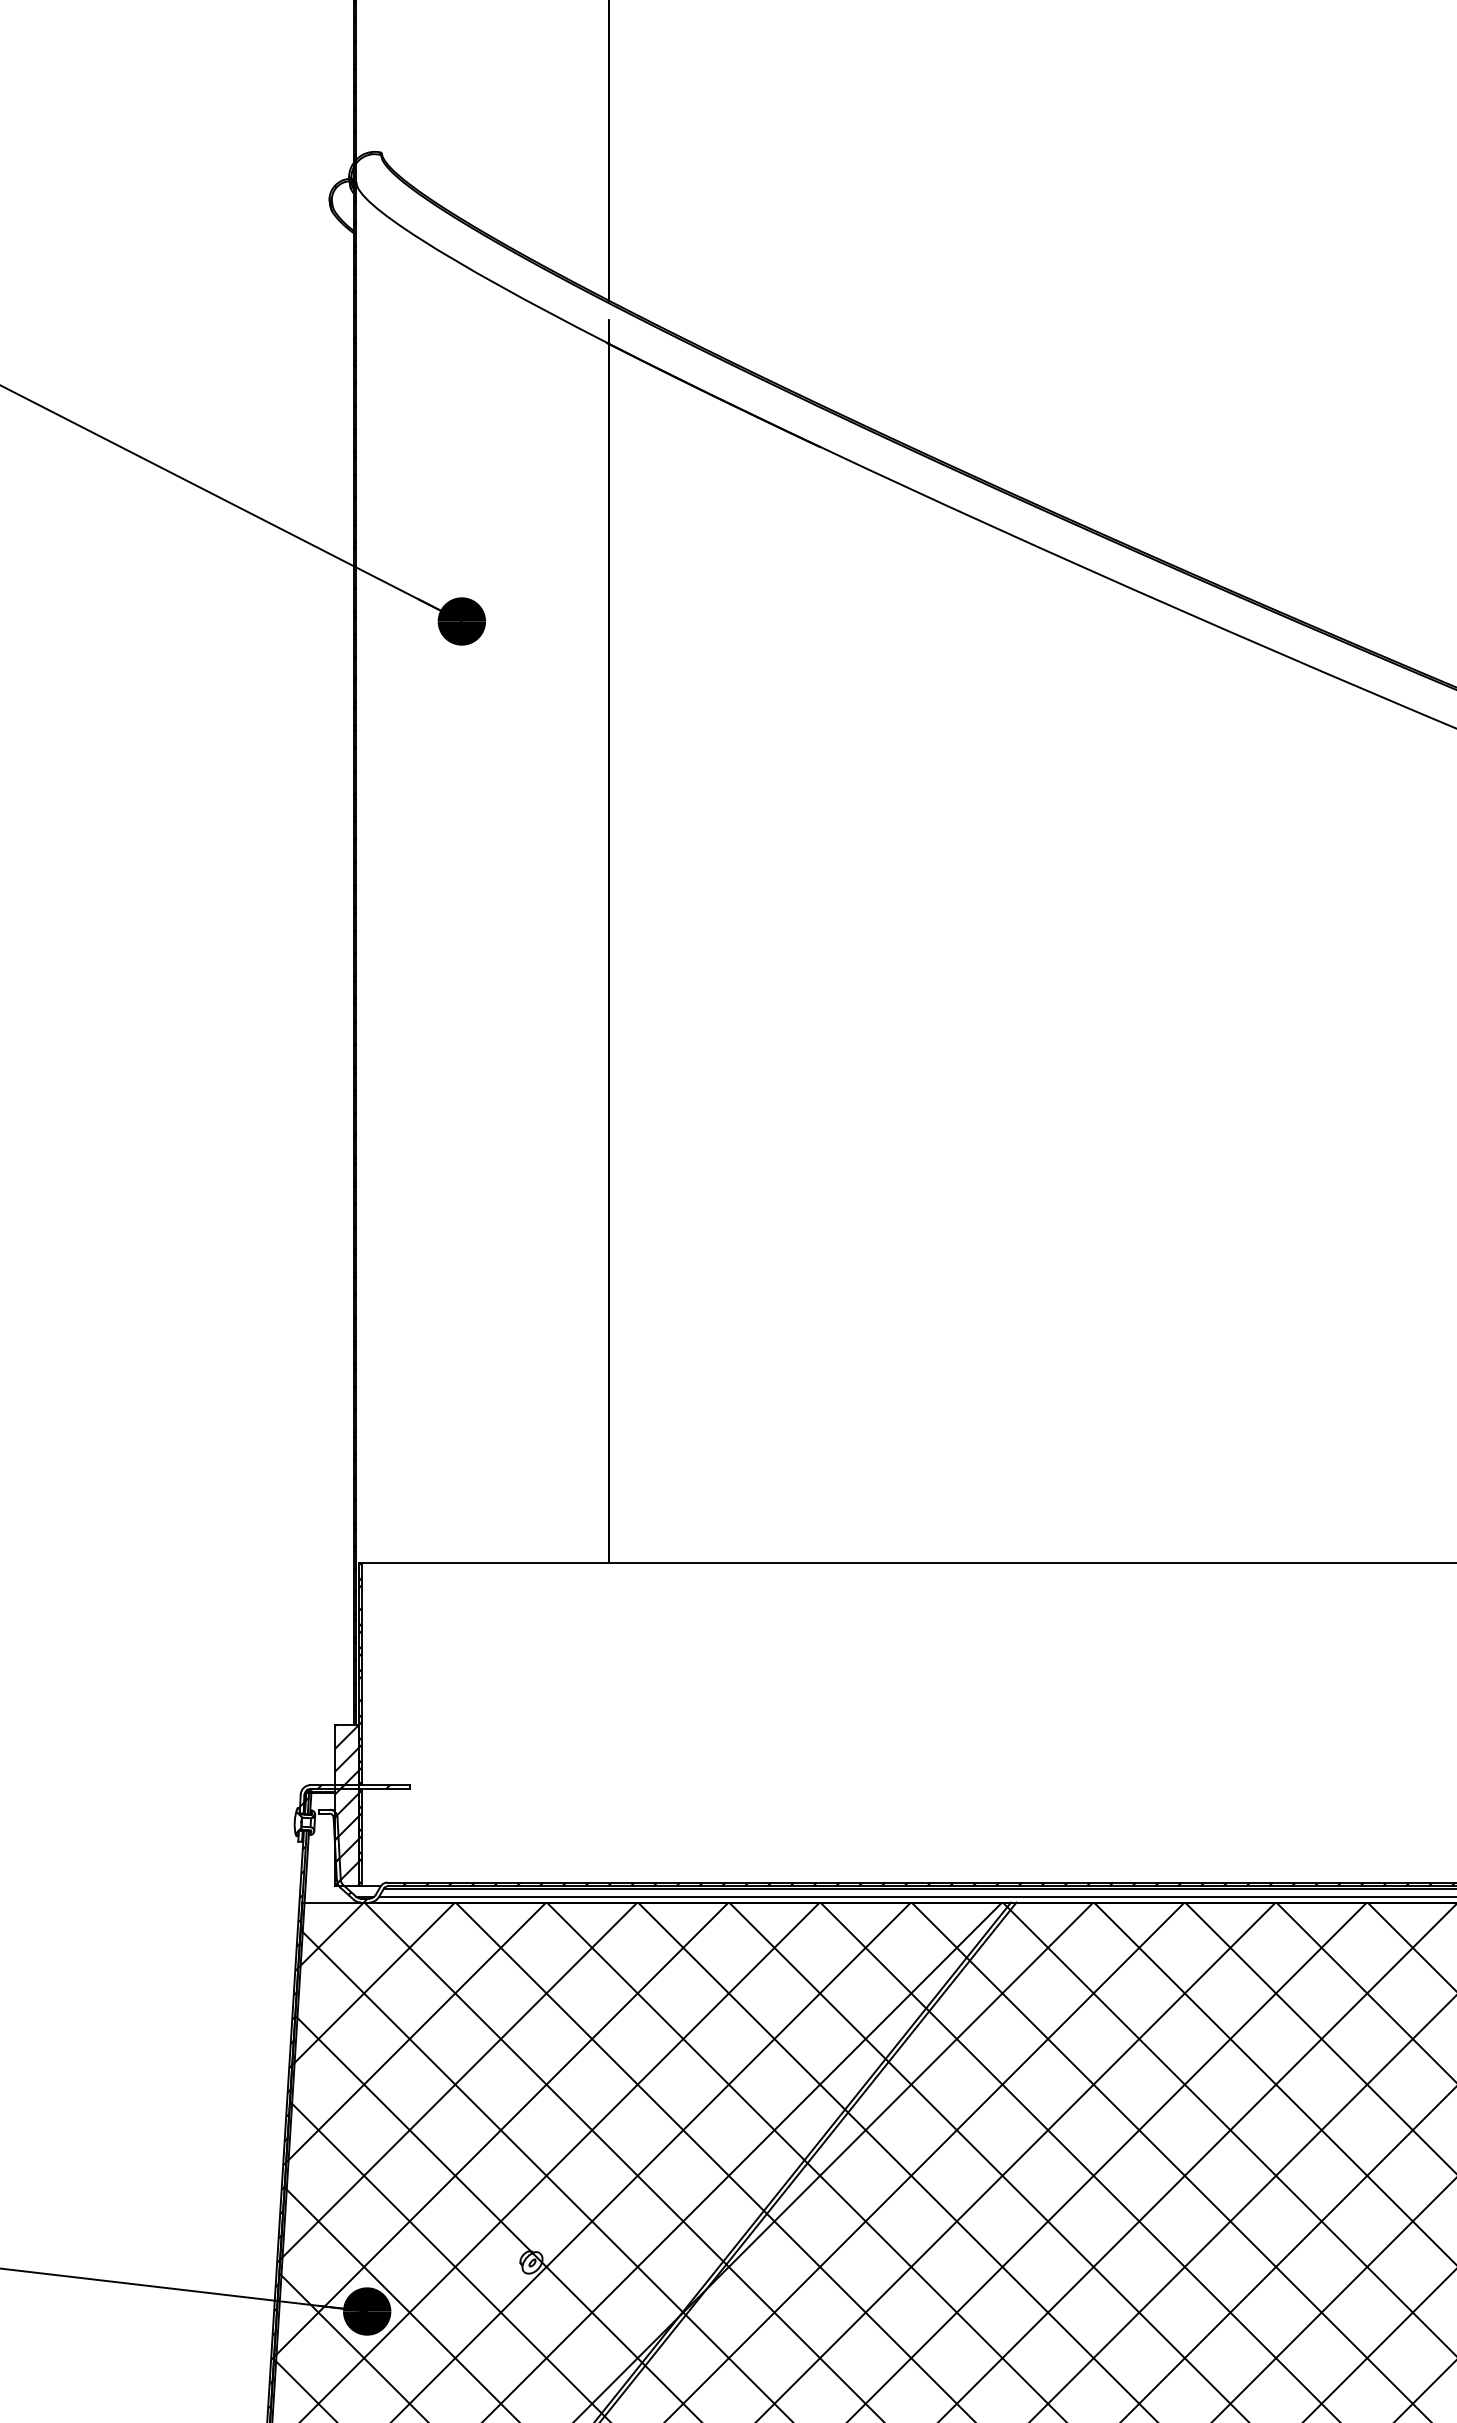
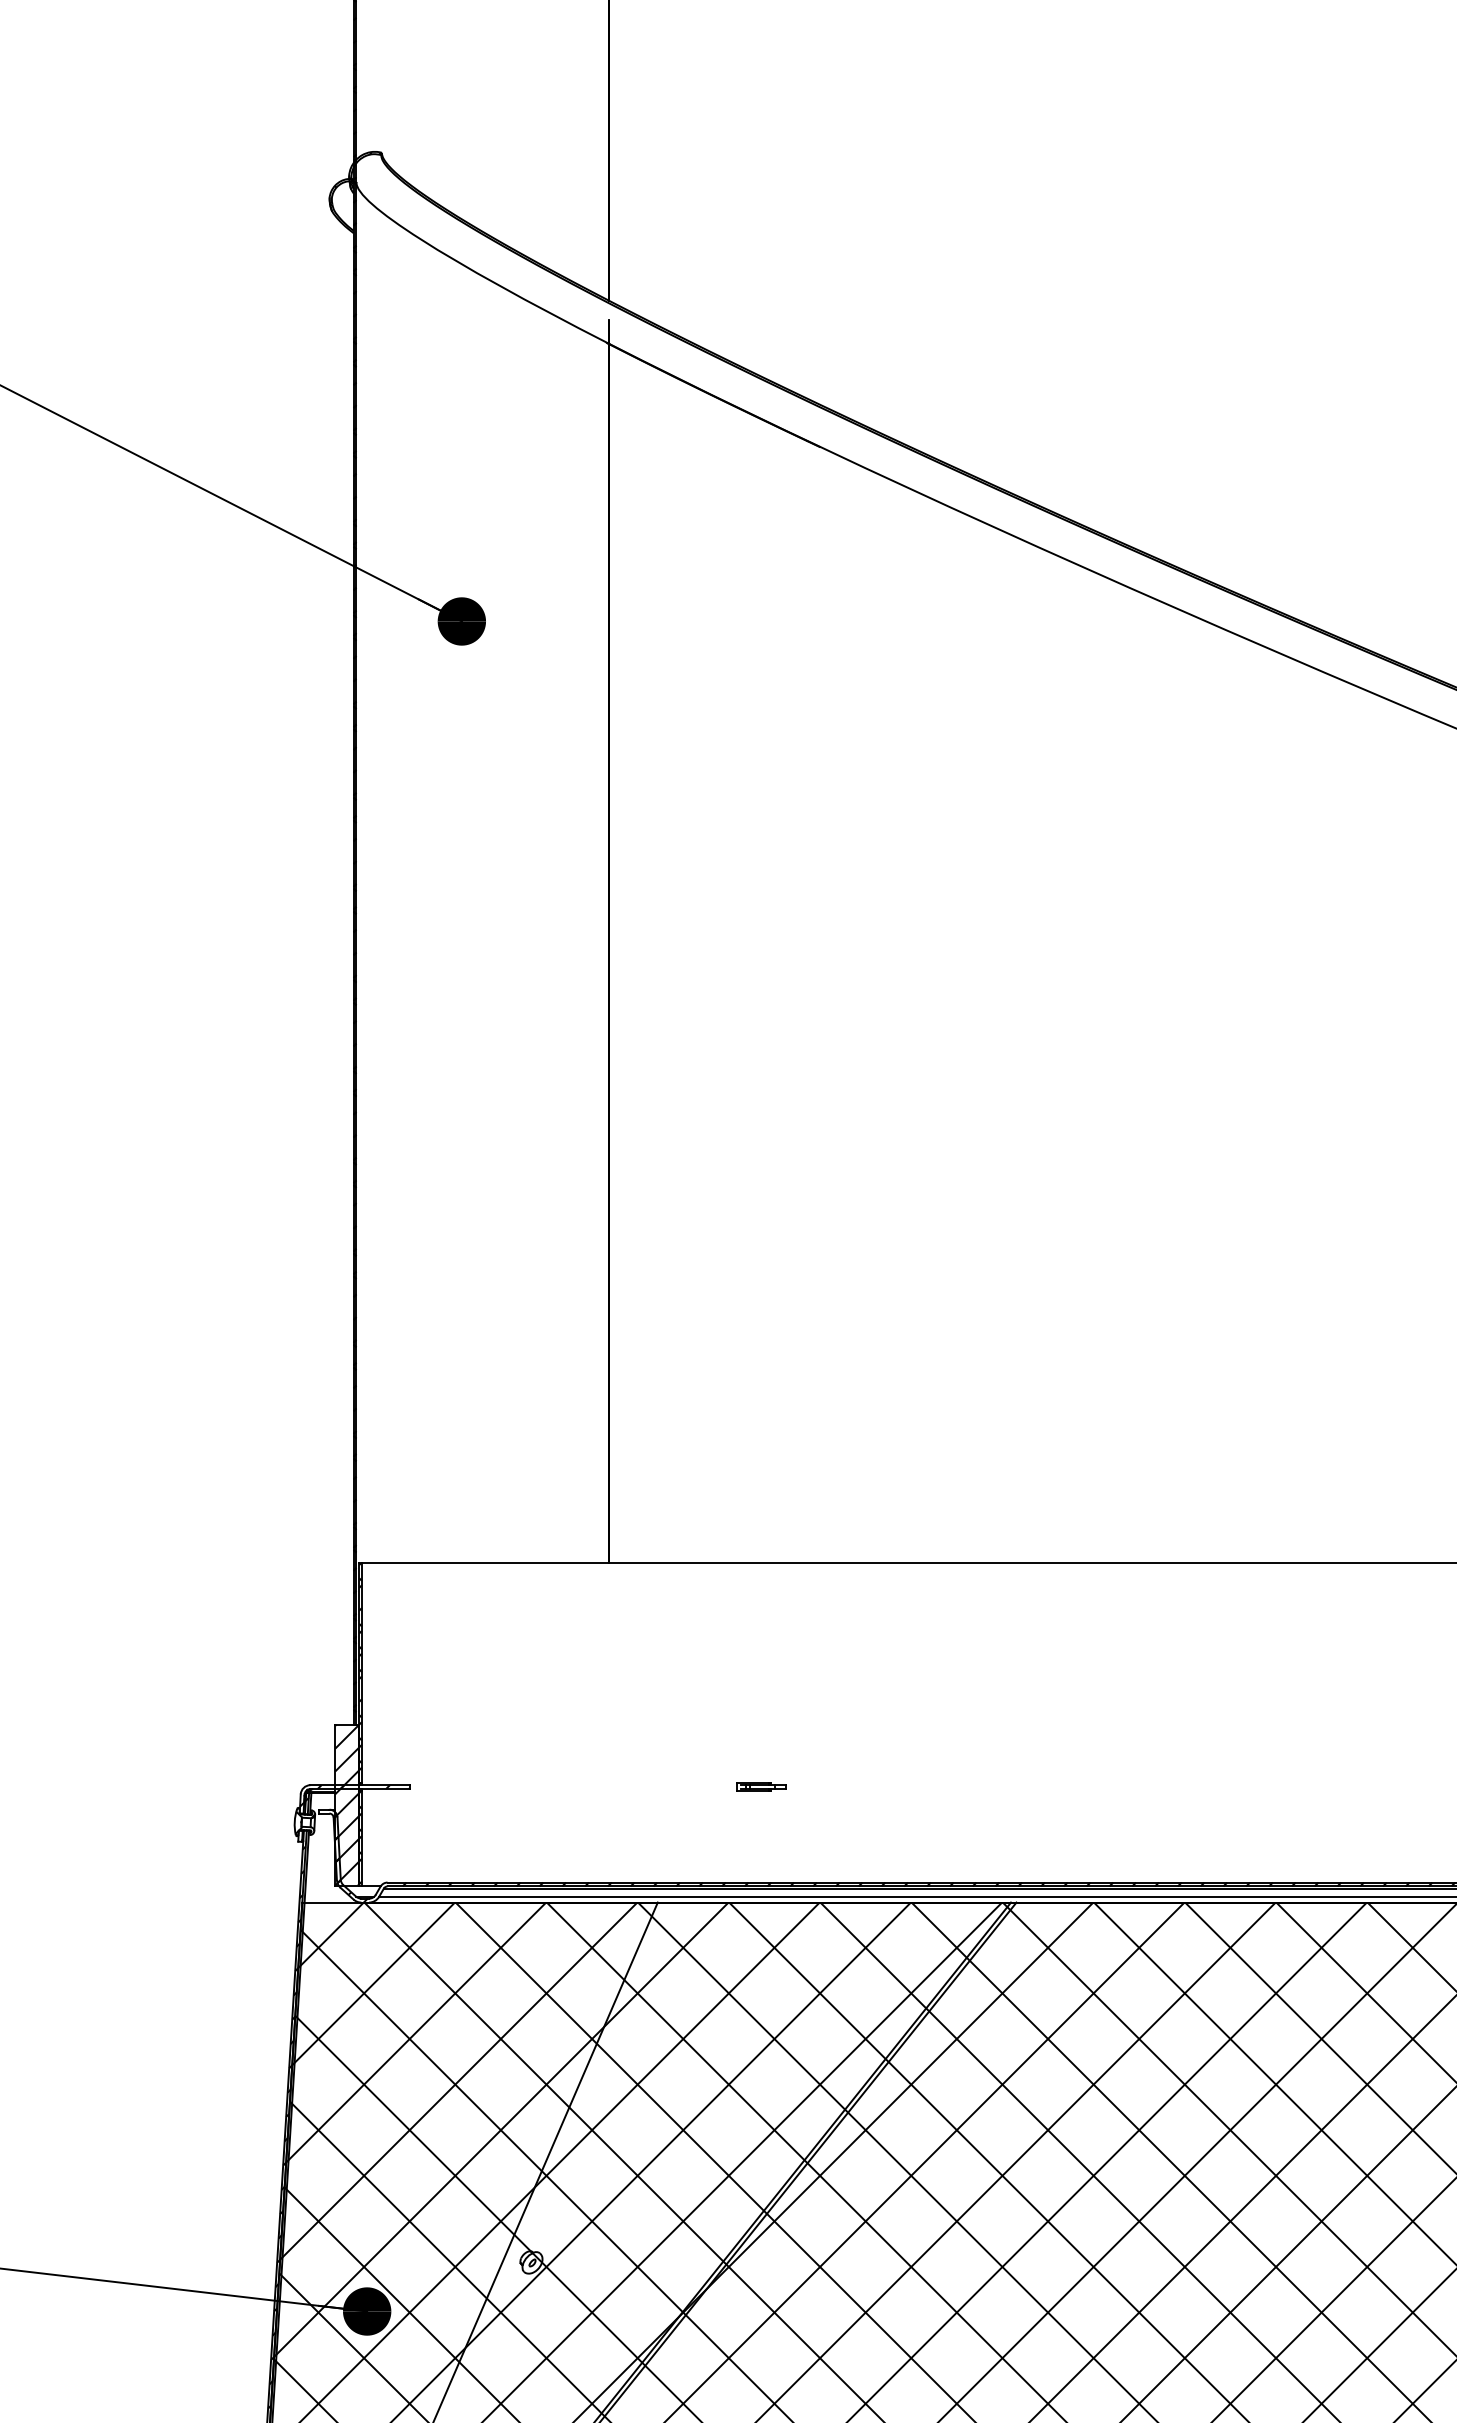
part: none -> present (761, 1786)
line: none -> present (545, 2160)
